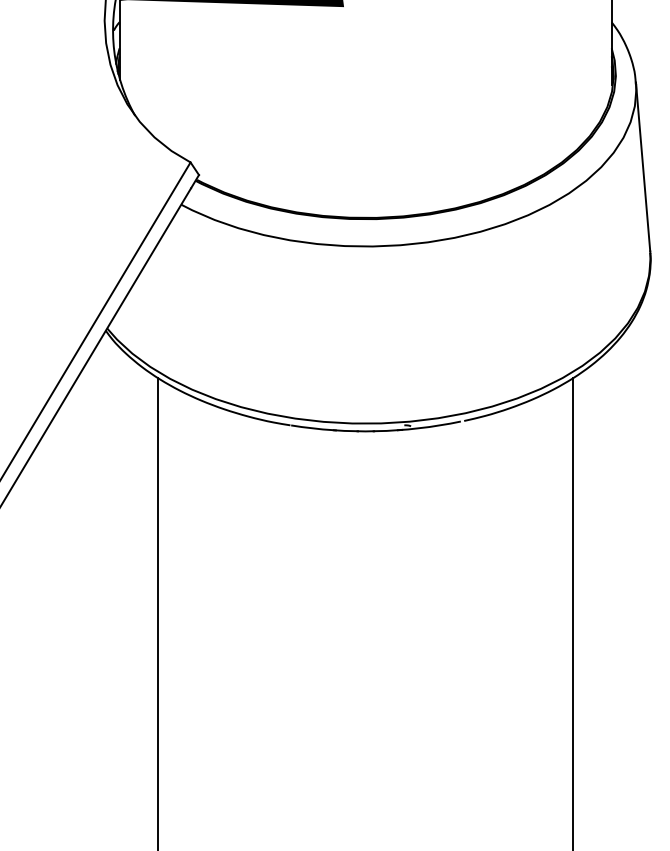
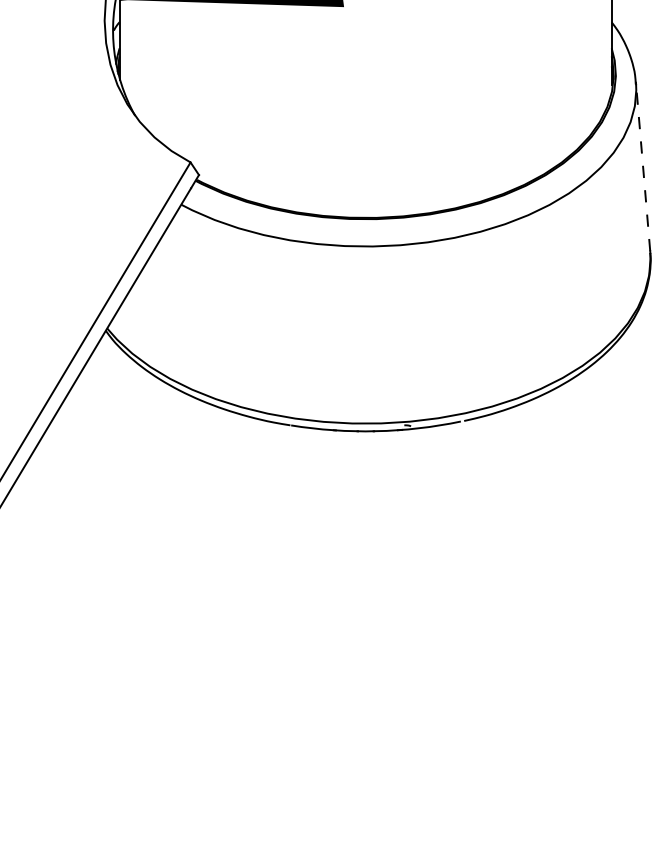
line: solid -> dashed (643, 166)
line: present -> none (158, 612)
line: present -> none (572, 612)
